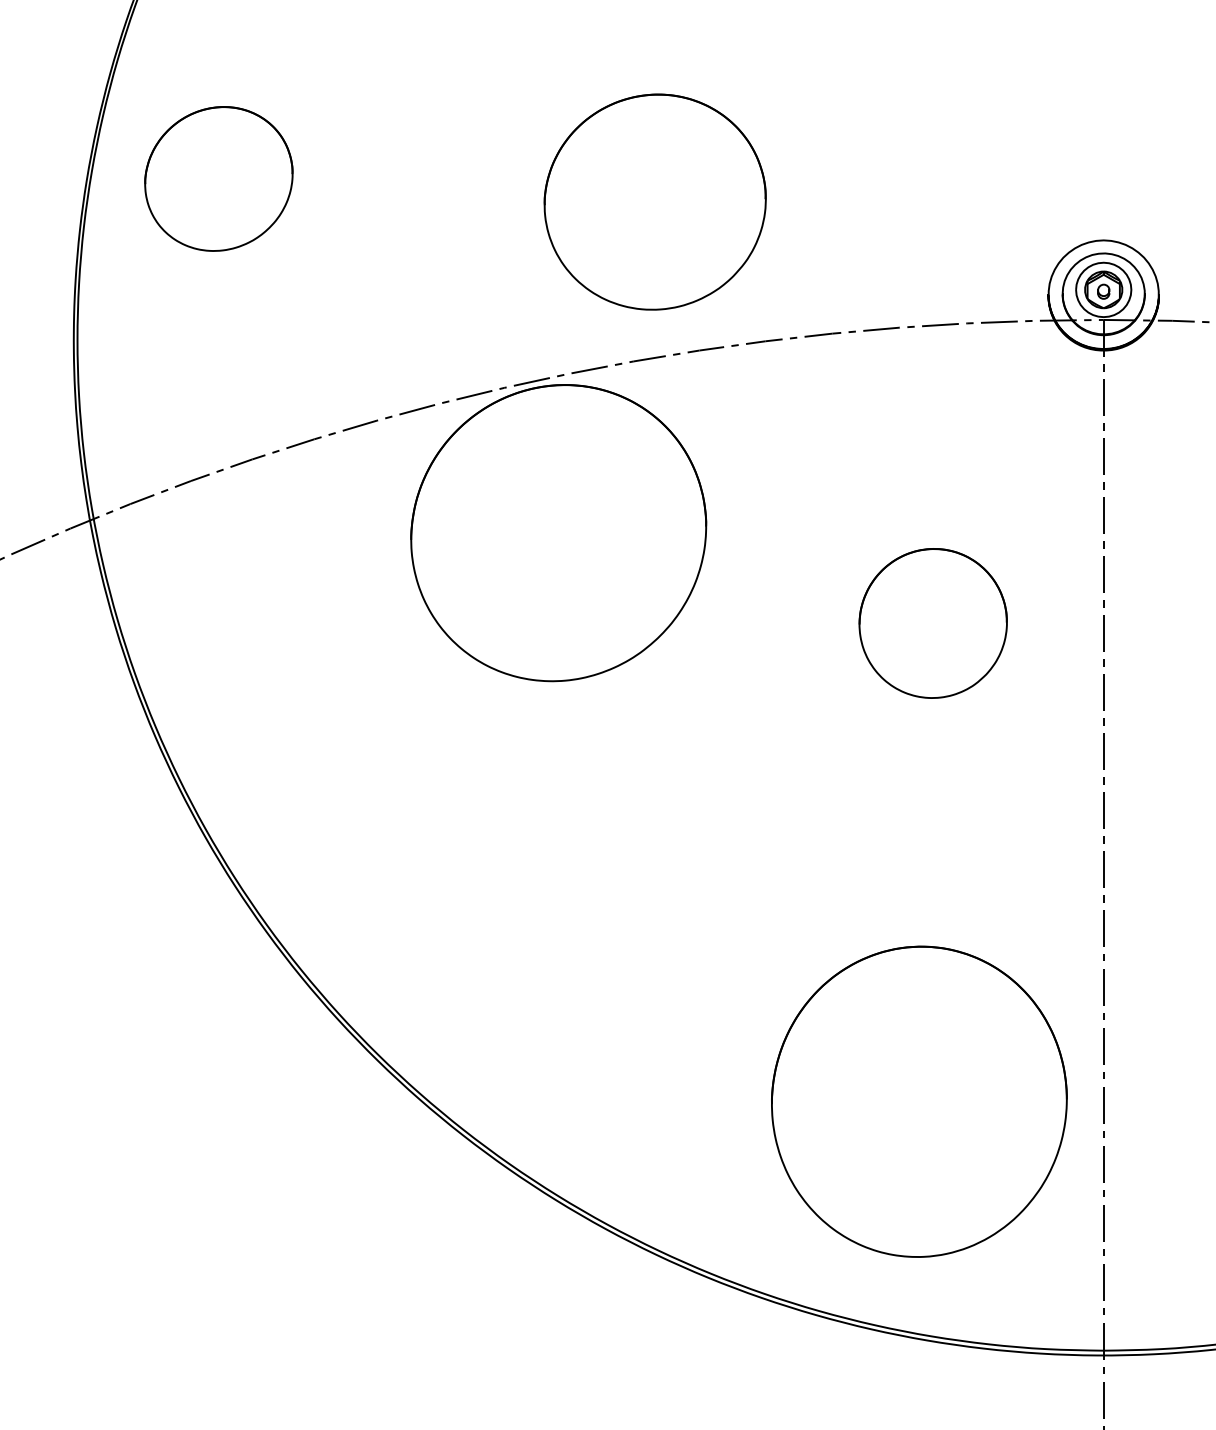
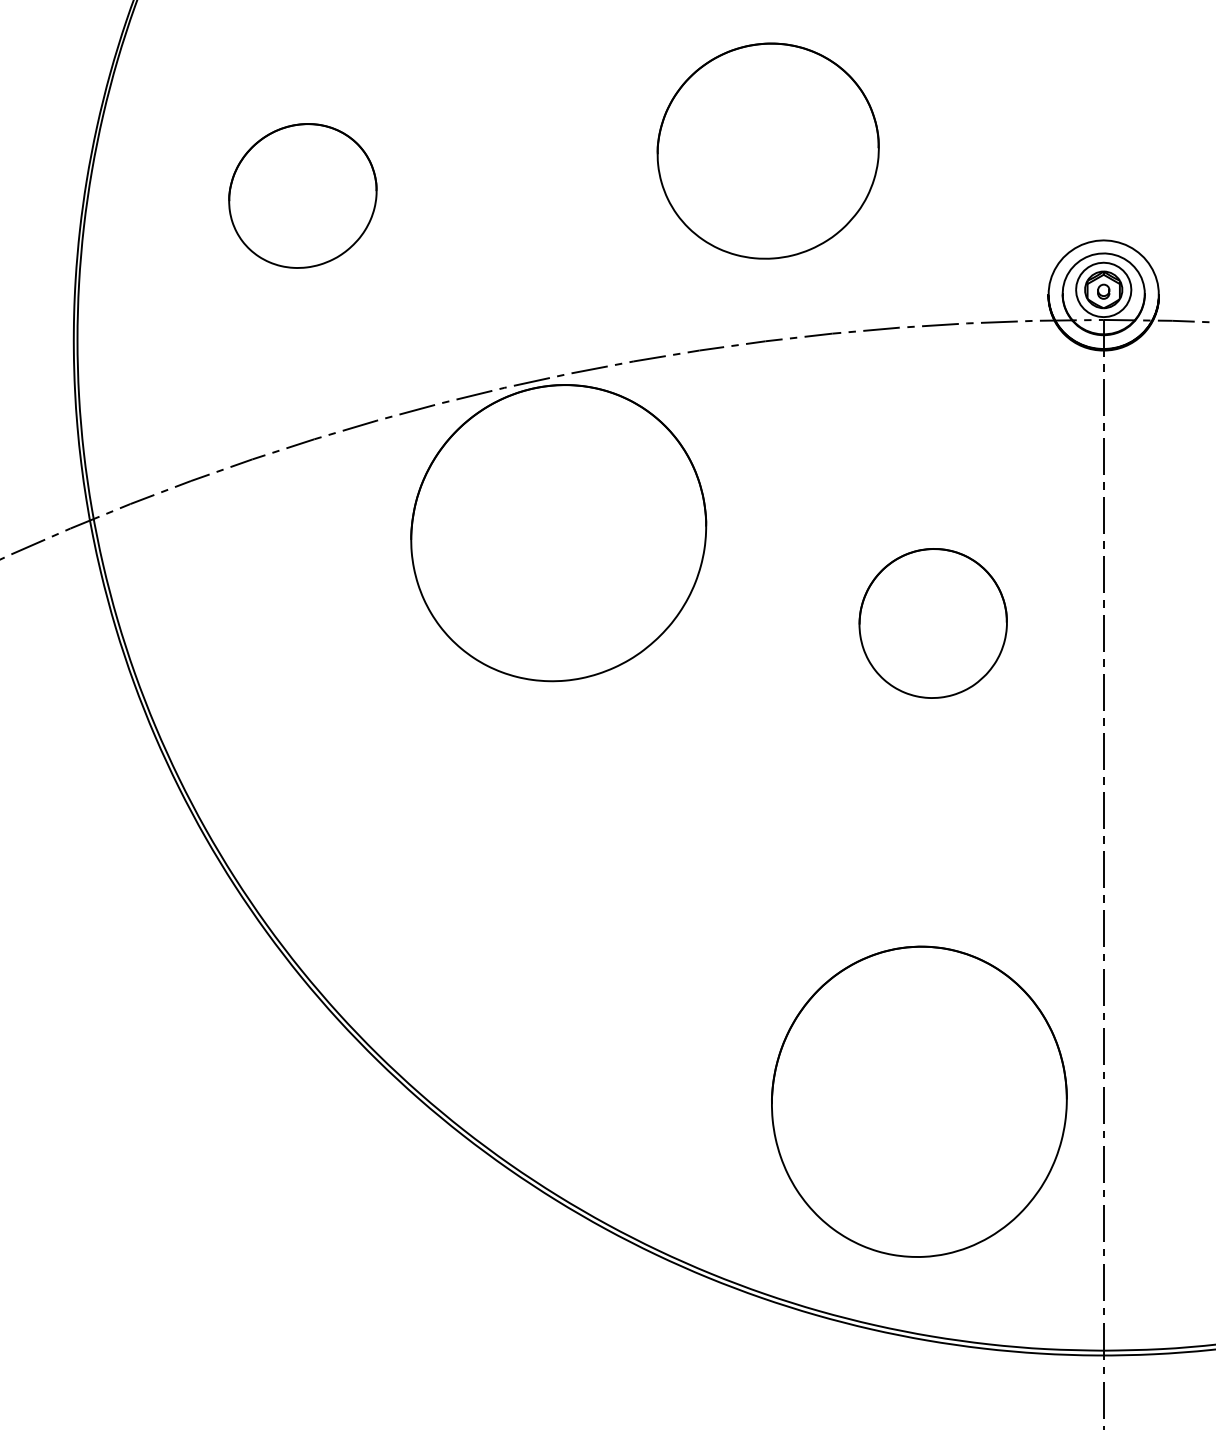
part position: (218, 178) -> (302, 195) (302, 195)
part position: (654, 201) -> (767, 150) (767, 150)
